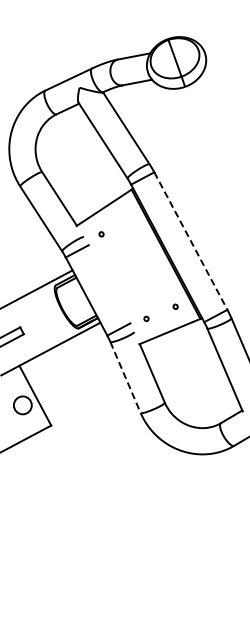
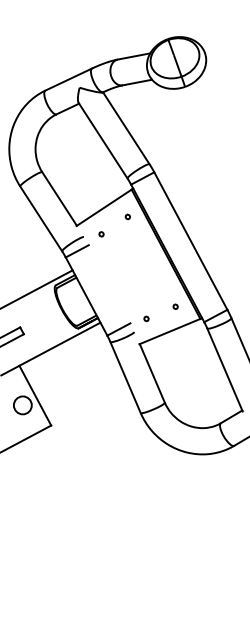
part: none -> present (127, 216)
line: dashed -> solid (190, 241)
line: dashed -> solid (125, 377)
